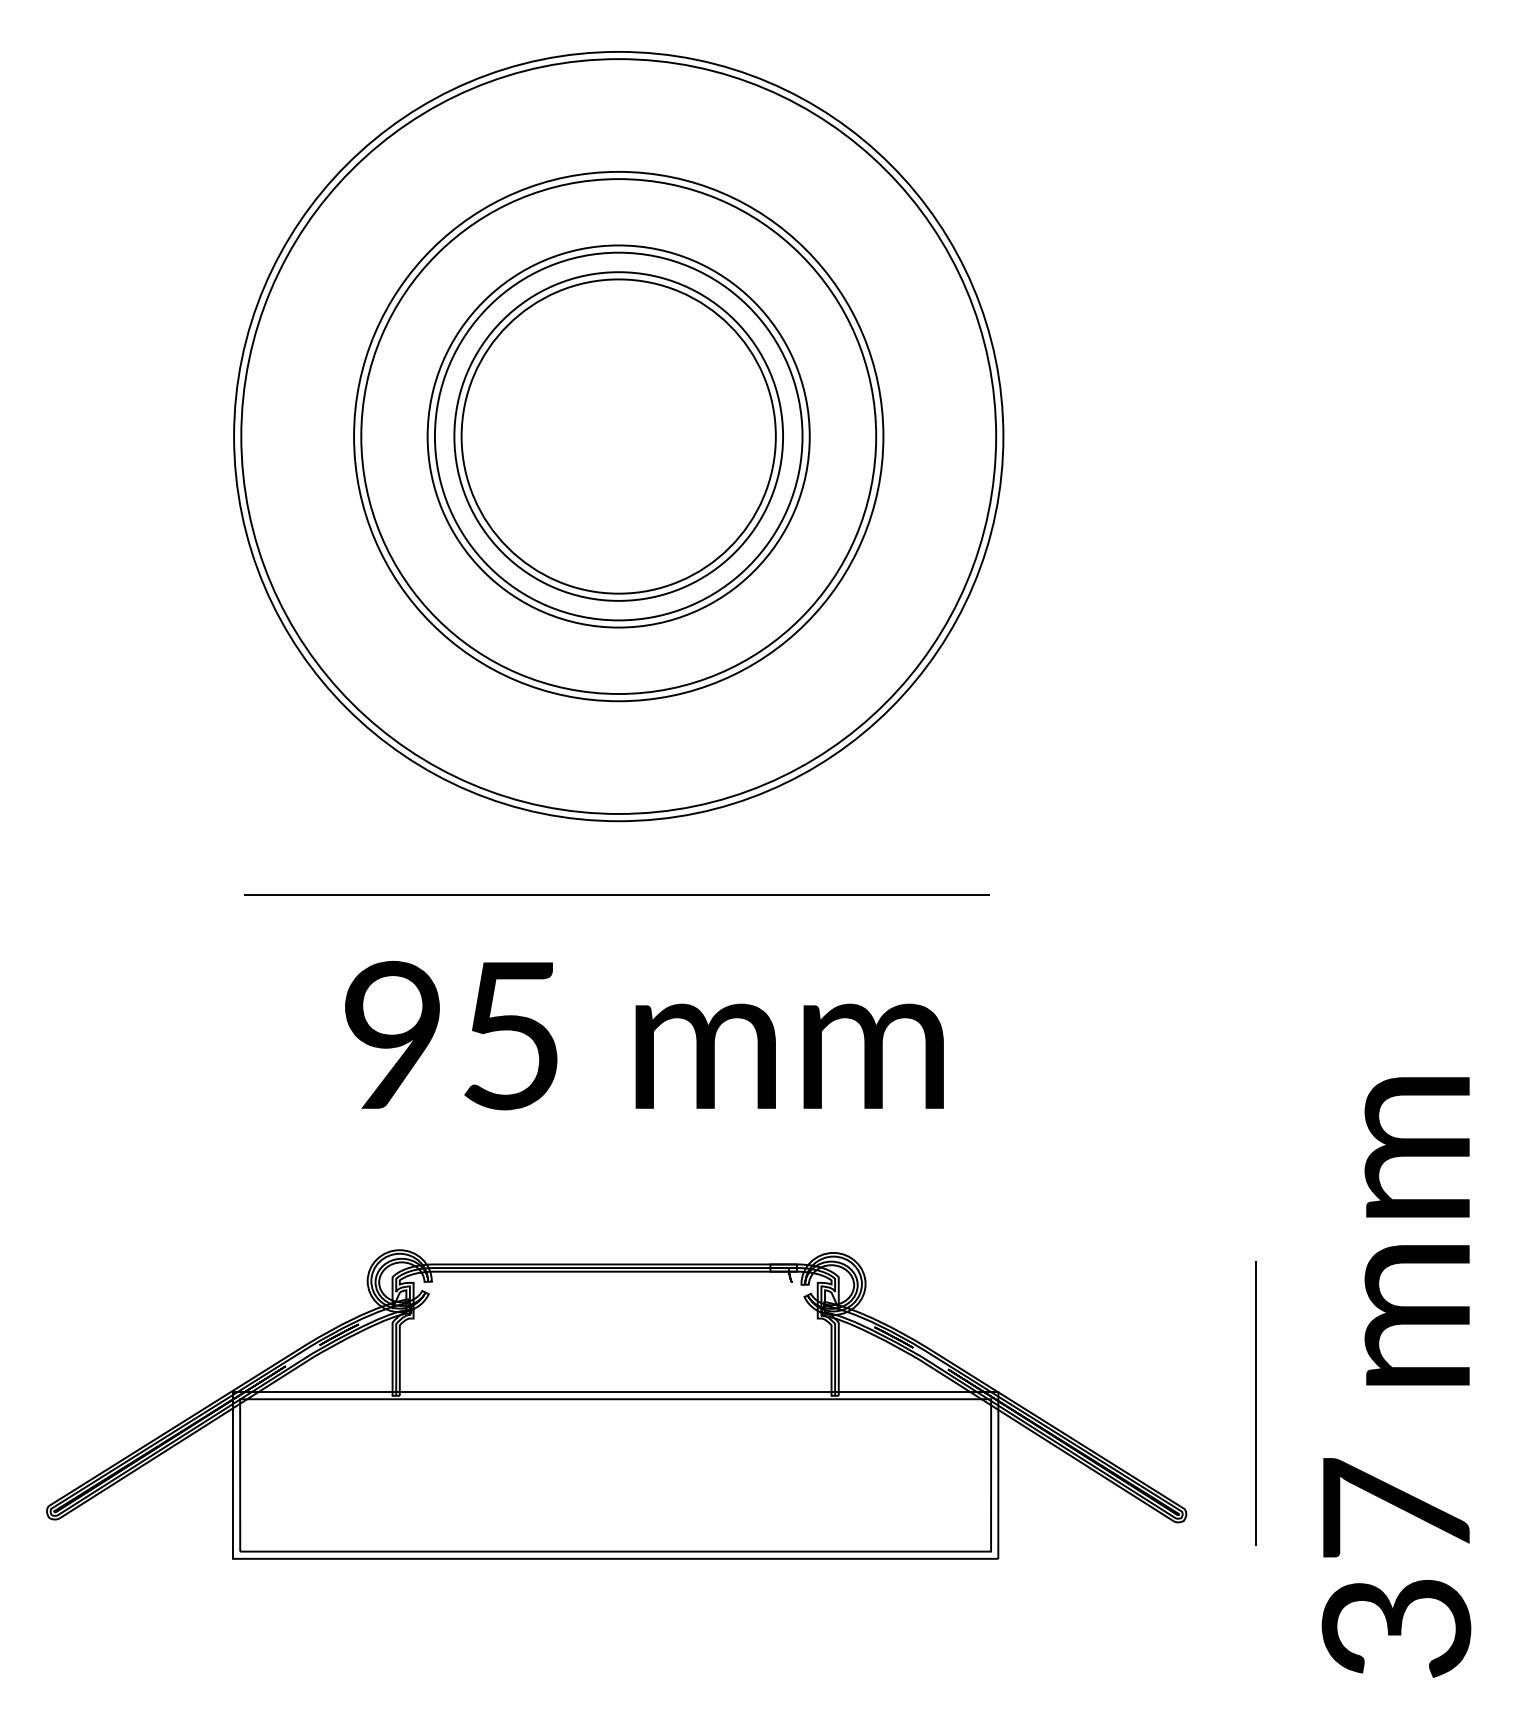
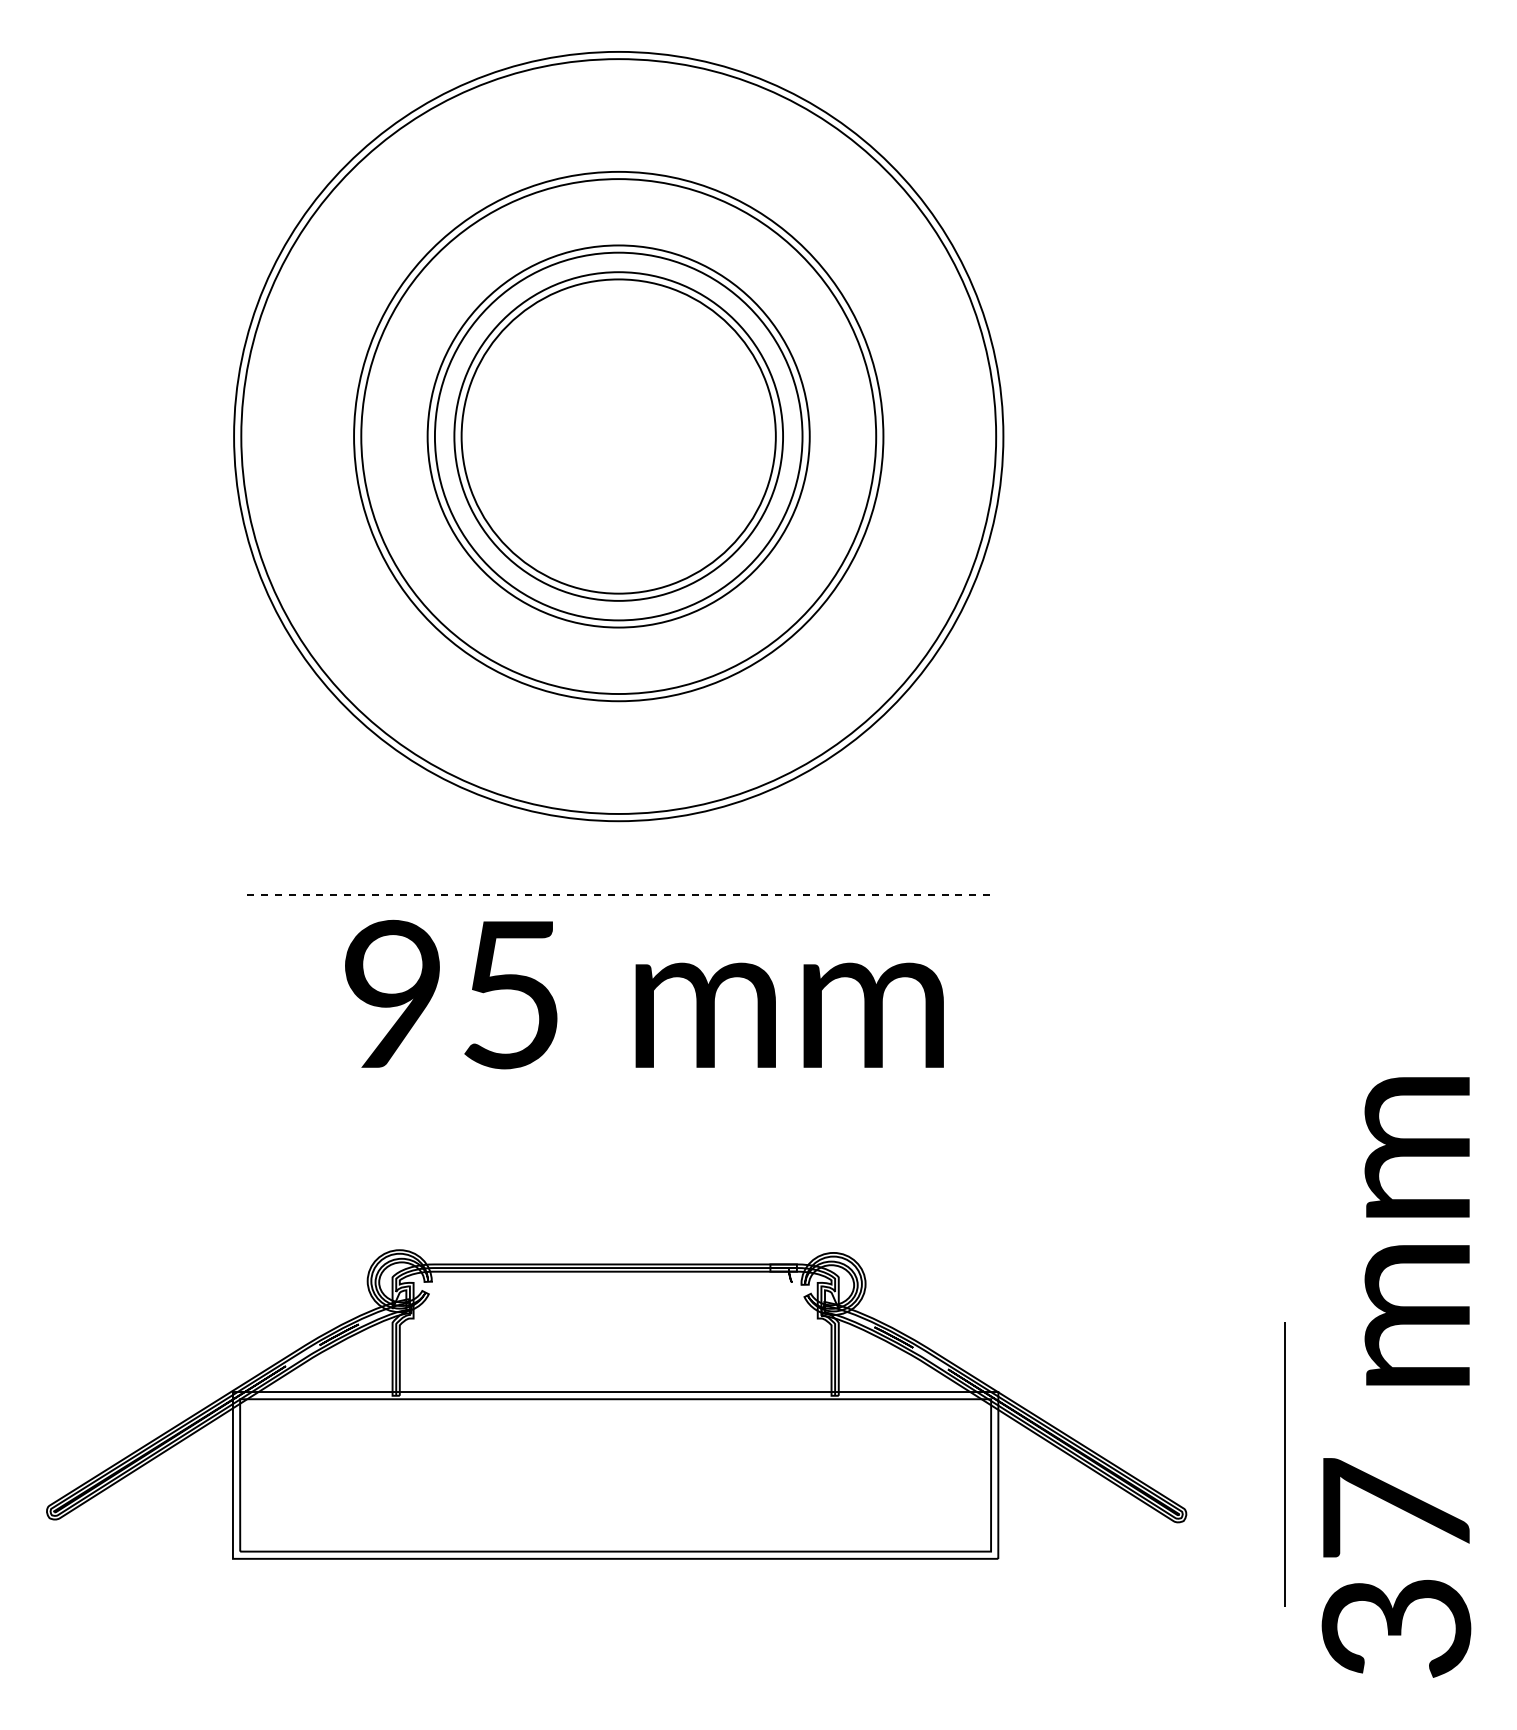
line: solid -> dashed (616, 894)
text position: (644, 1035) -> (644, 994) (644, 994)
line position: (1255, 1403) -> (1284, 1464) (1284, 1464)
